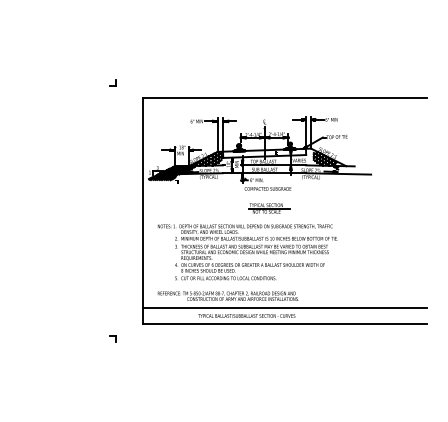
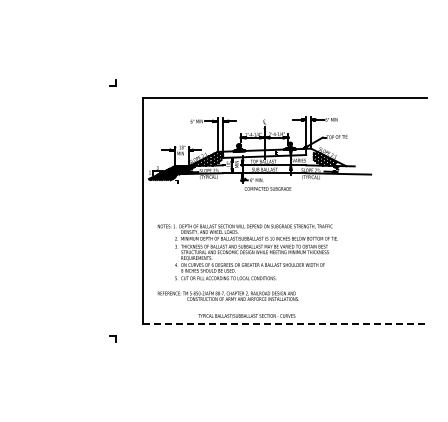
part: present -> none (269, 208)
line: present -> none (284, 308)
line: solid -> dashed (284, 323)
